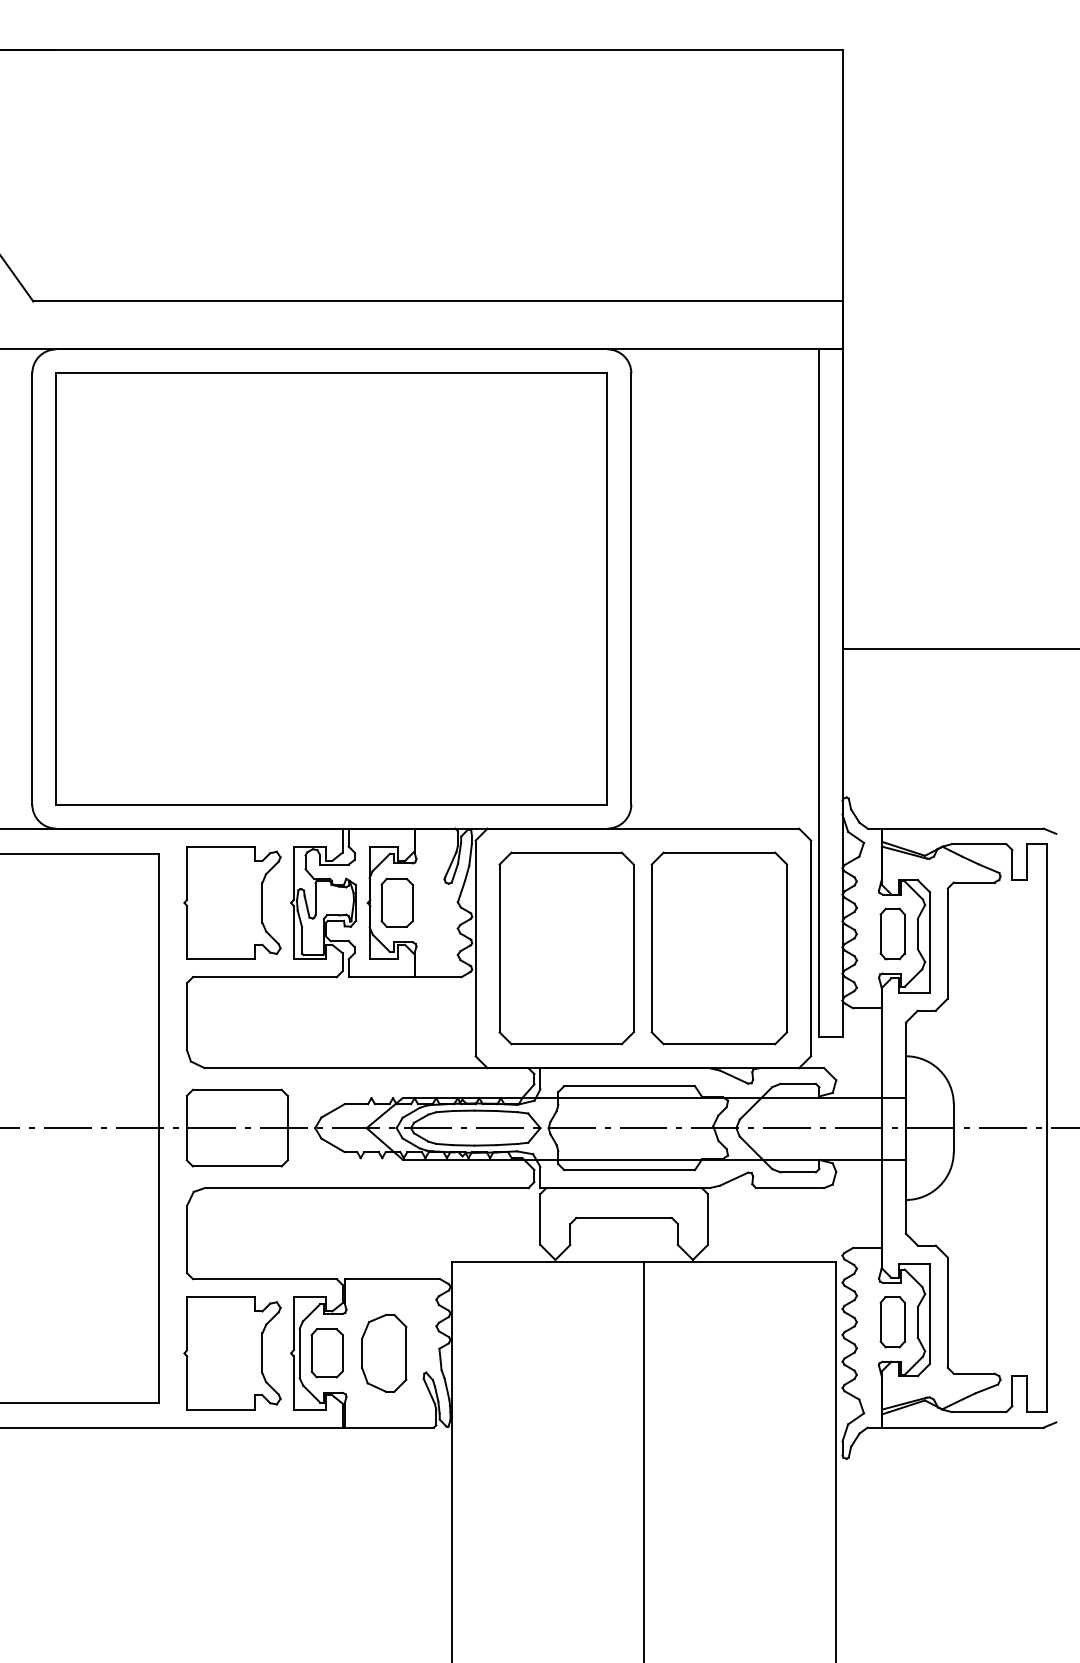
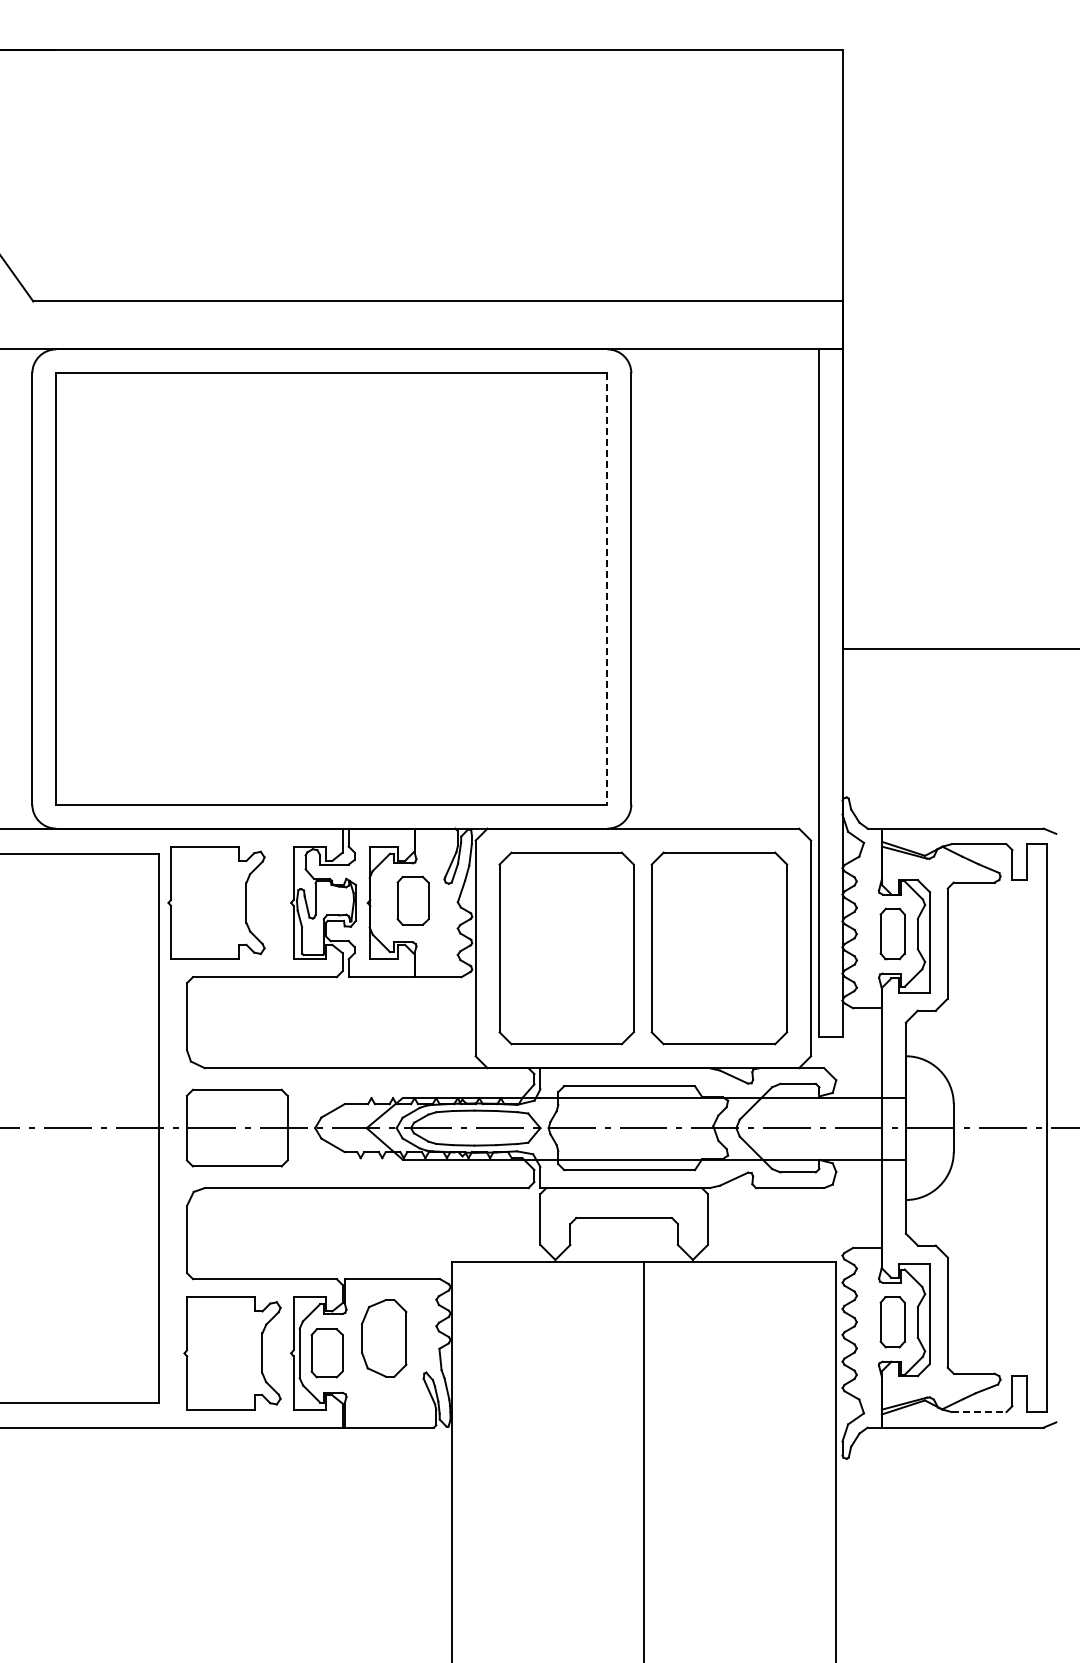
line: solid -> dashed (607, 589)
part position: (232, 902) -> (216, 902) (216, 902)
part position: (396, 902) -> (412, 900) (412, 900)
part position: (384, 1353) -> (384, 1338) (384, 1338)
line: solid -> dashed (979, 1412)
